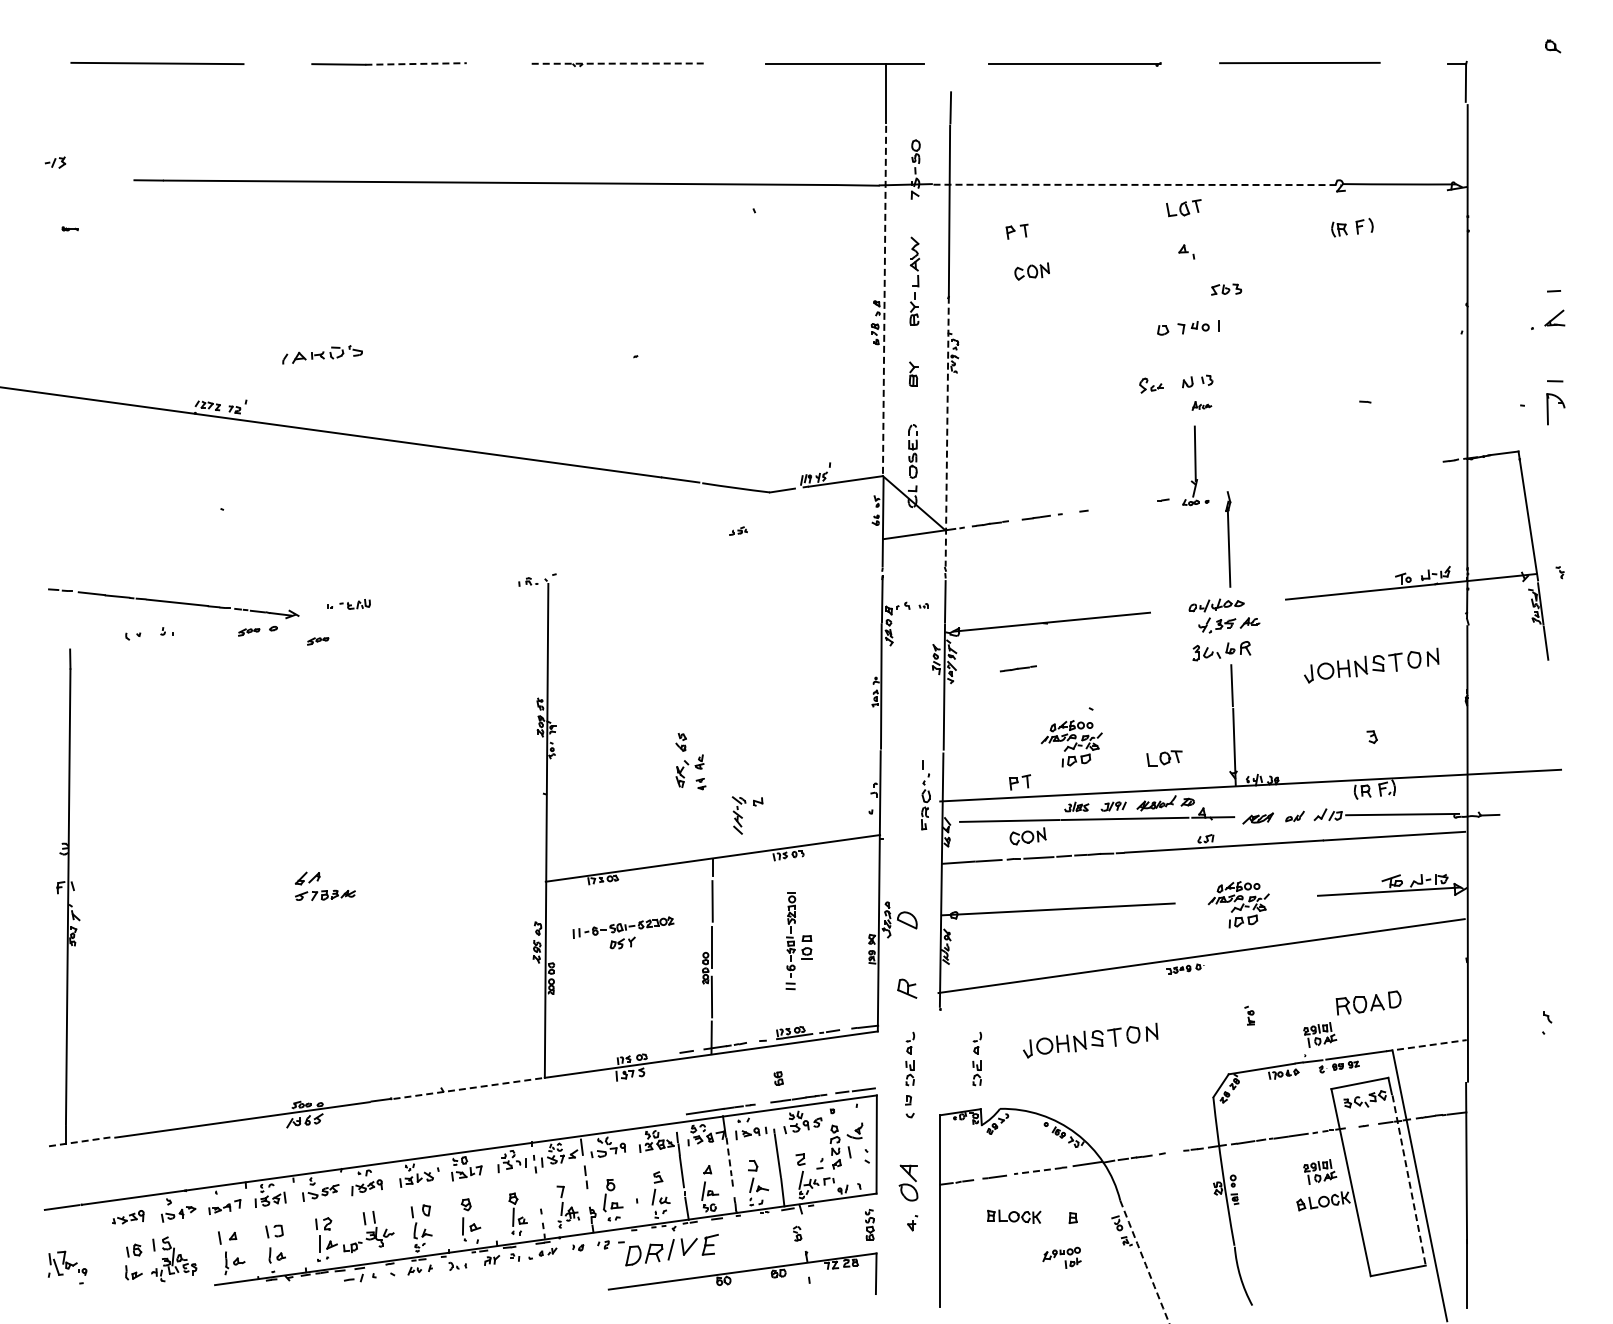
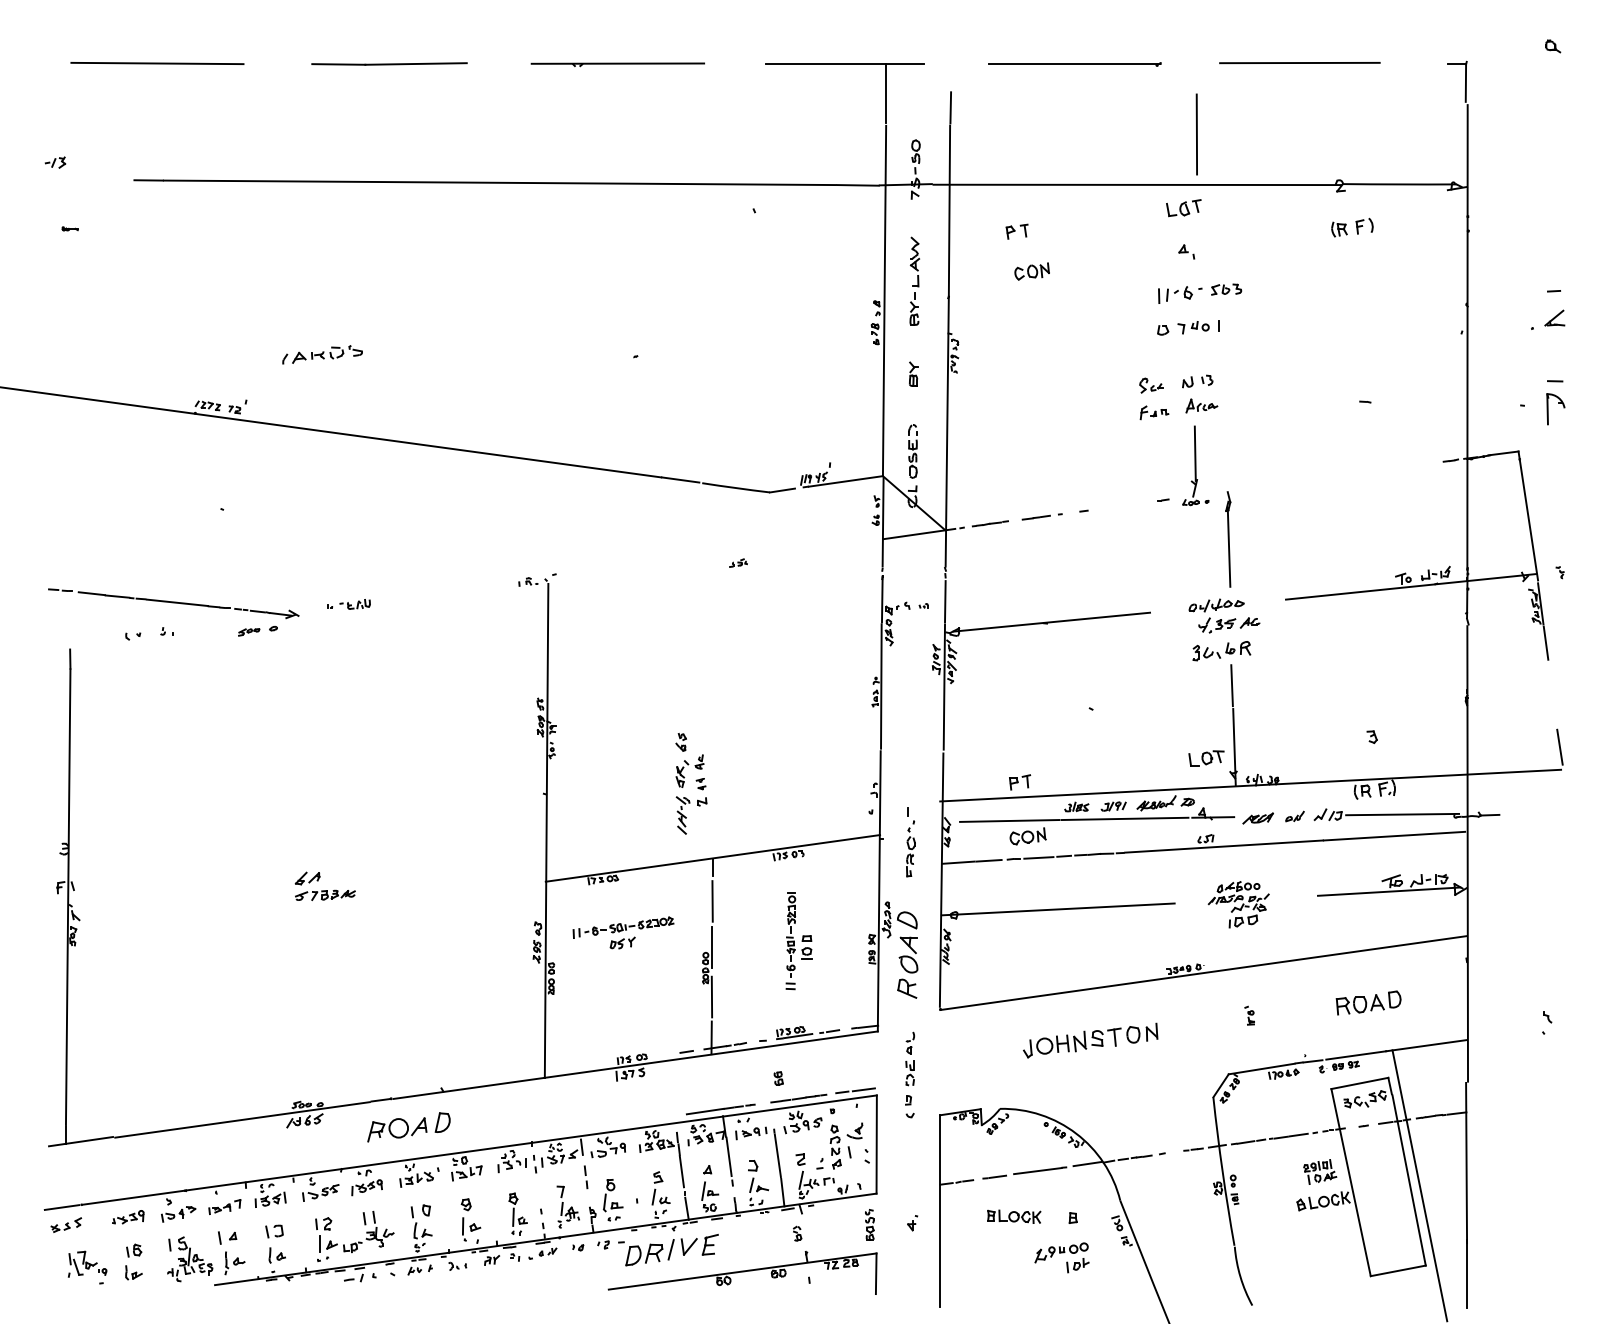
line: dashed -> solid (416, 63)
line: dashed -> solid (618, 63)
line: none -> present (1196, 134)
line: dashed -> solid (1137, 184)
part: none -> present (1180, 294)
line: dashed -> solid (884, 301)
part size: 22x10 px -> 34x16 px (1201, 405)
part: none -> present (1154, 412)
line: dashed -> solid (947, 431)
part position: (738, 530) -> (738, 562) (738, 562)
part: present -> none (318, 641)
part: present -> none (1371, 665)
line: present -> none (1018, 668)
part: present -> none (1071, 743)
line: none -> present (1559, 746)
part position: (1164, 758) -> (1206, 758) (1206, 758)
part position: (925, 795) -> (910, 842) (910, 842)
part position: (747, 815) -> (691, 815) (691, 815)
line position: (1201, 956) -> (1203, 973) (1203, 973)
part: present -> none (1320, 1034)
line: dashed -> solid (1426, 1045)
part: present -> none (976, 1058)
line: dashed -> solid (469, 1088)
part: none -> present (408, 1127)
line: dashed -> solid (81, 1141)
line: dashed -> solid (729, 1157)
line: dashed -> solid (1037, 1171)
line: dashed -> solid (1409, 1180)
part position: (908, 1182) -> (908, 954) (908, 954)
part: none -> present (66, 1224)
part size: 40x23 px -> 56x32 px (1061, 1257)
part position: (174, 1259) -> (190, 1259) (190, 1259)
arc: dashed -> solid (1145, 1262)
part position: (67, 1267) -> (87, 1267) (87, 1267)
